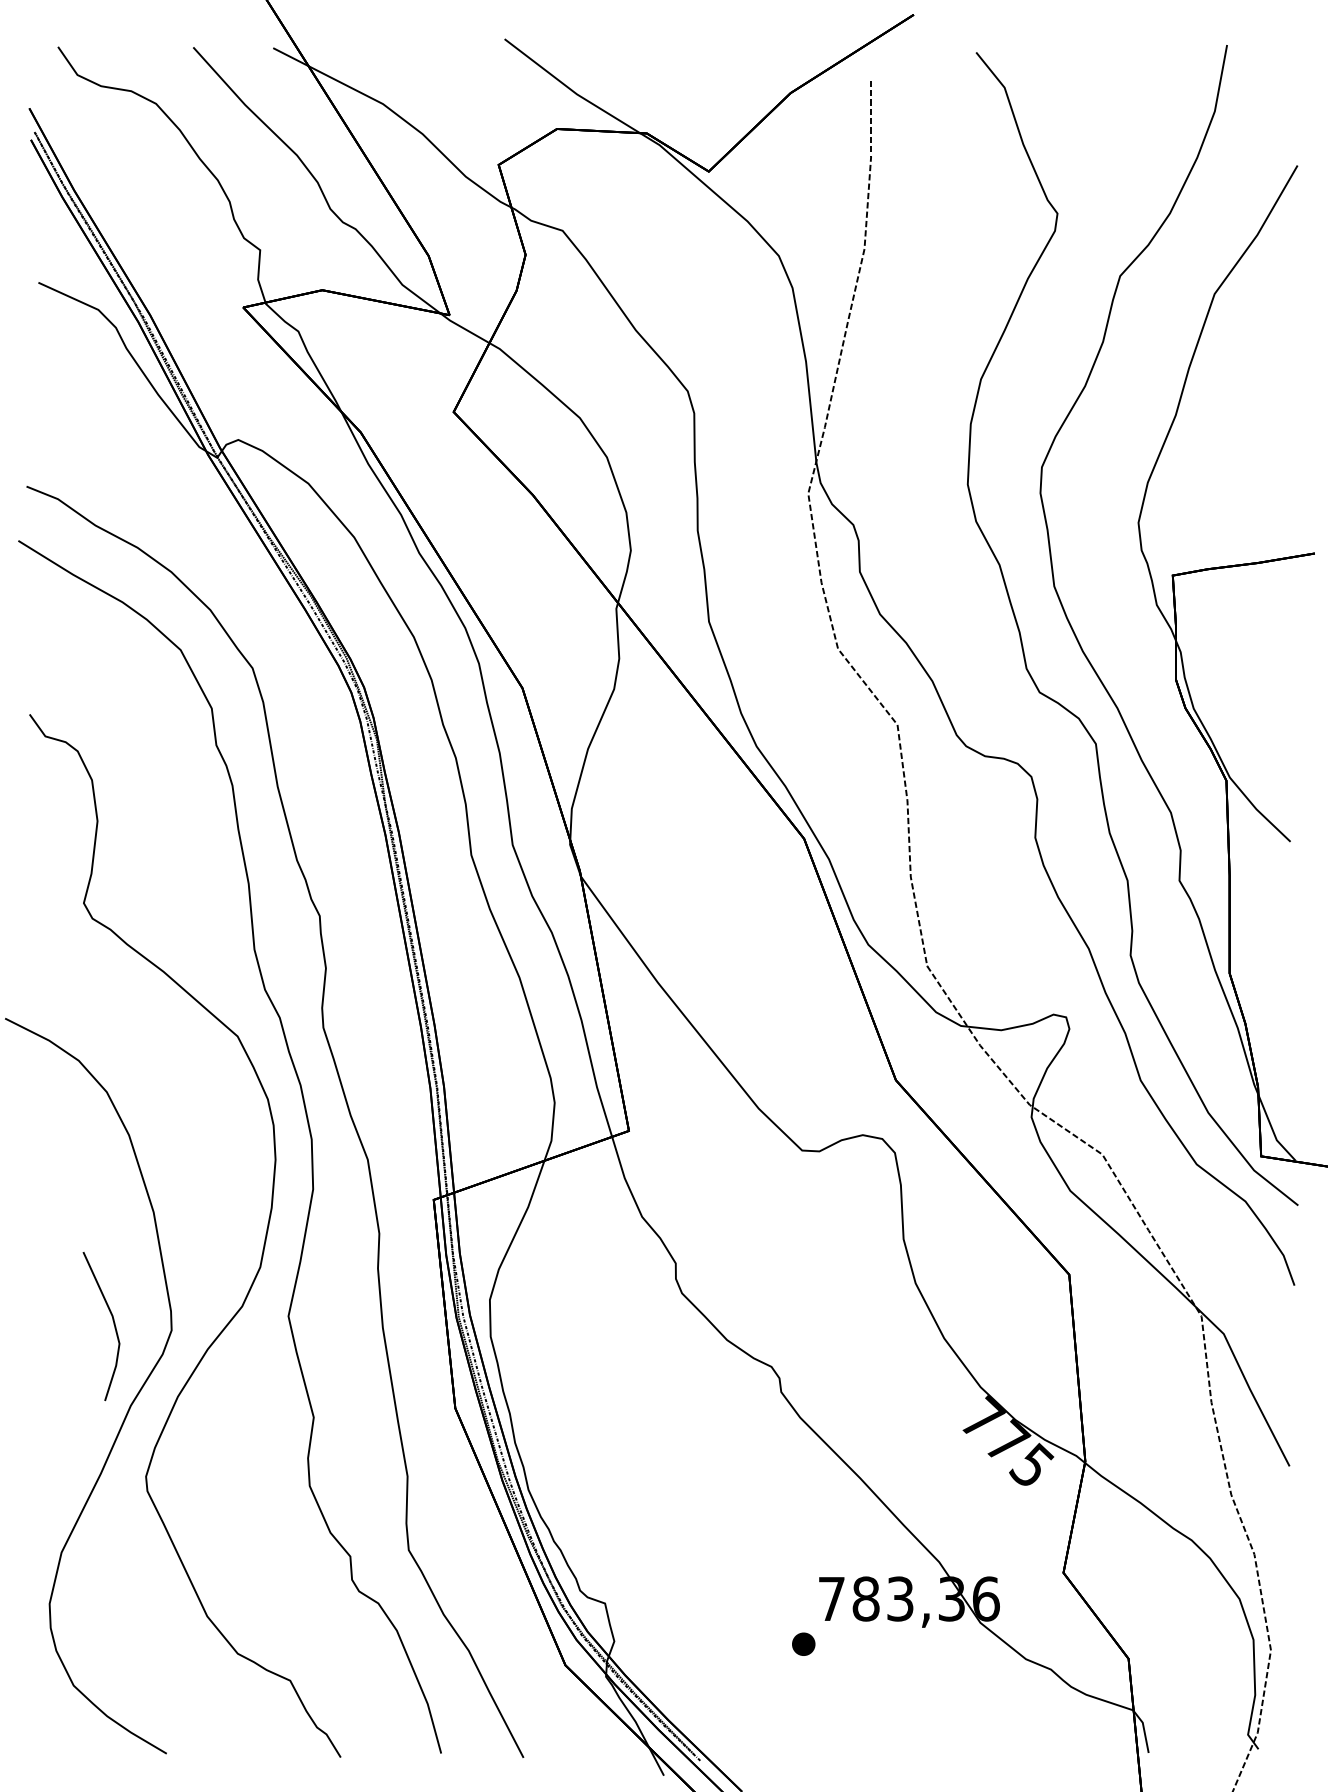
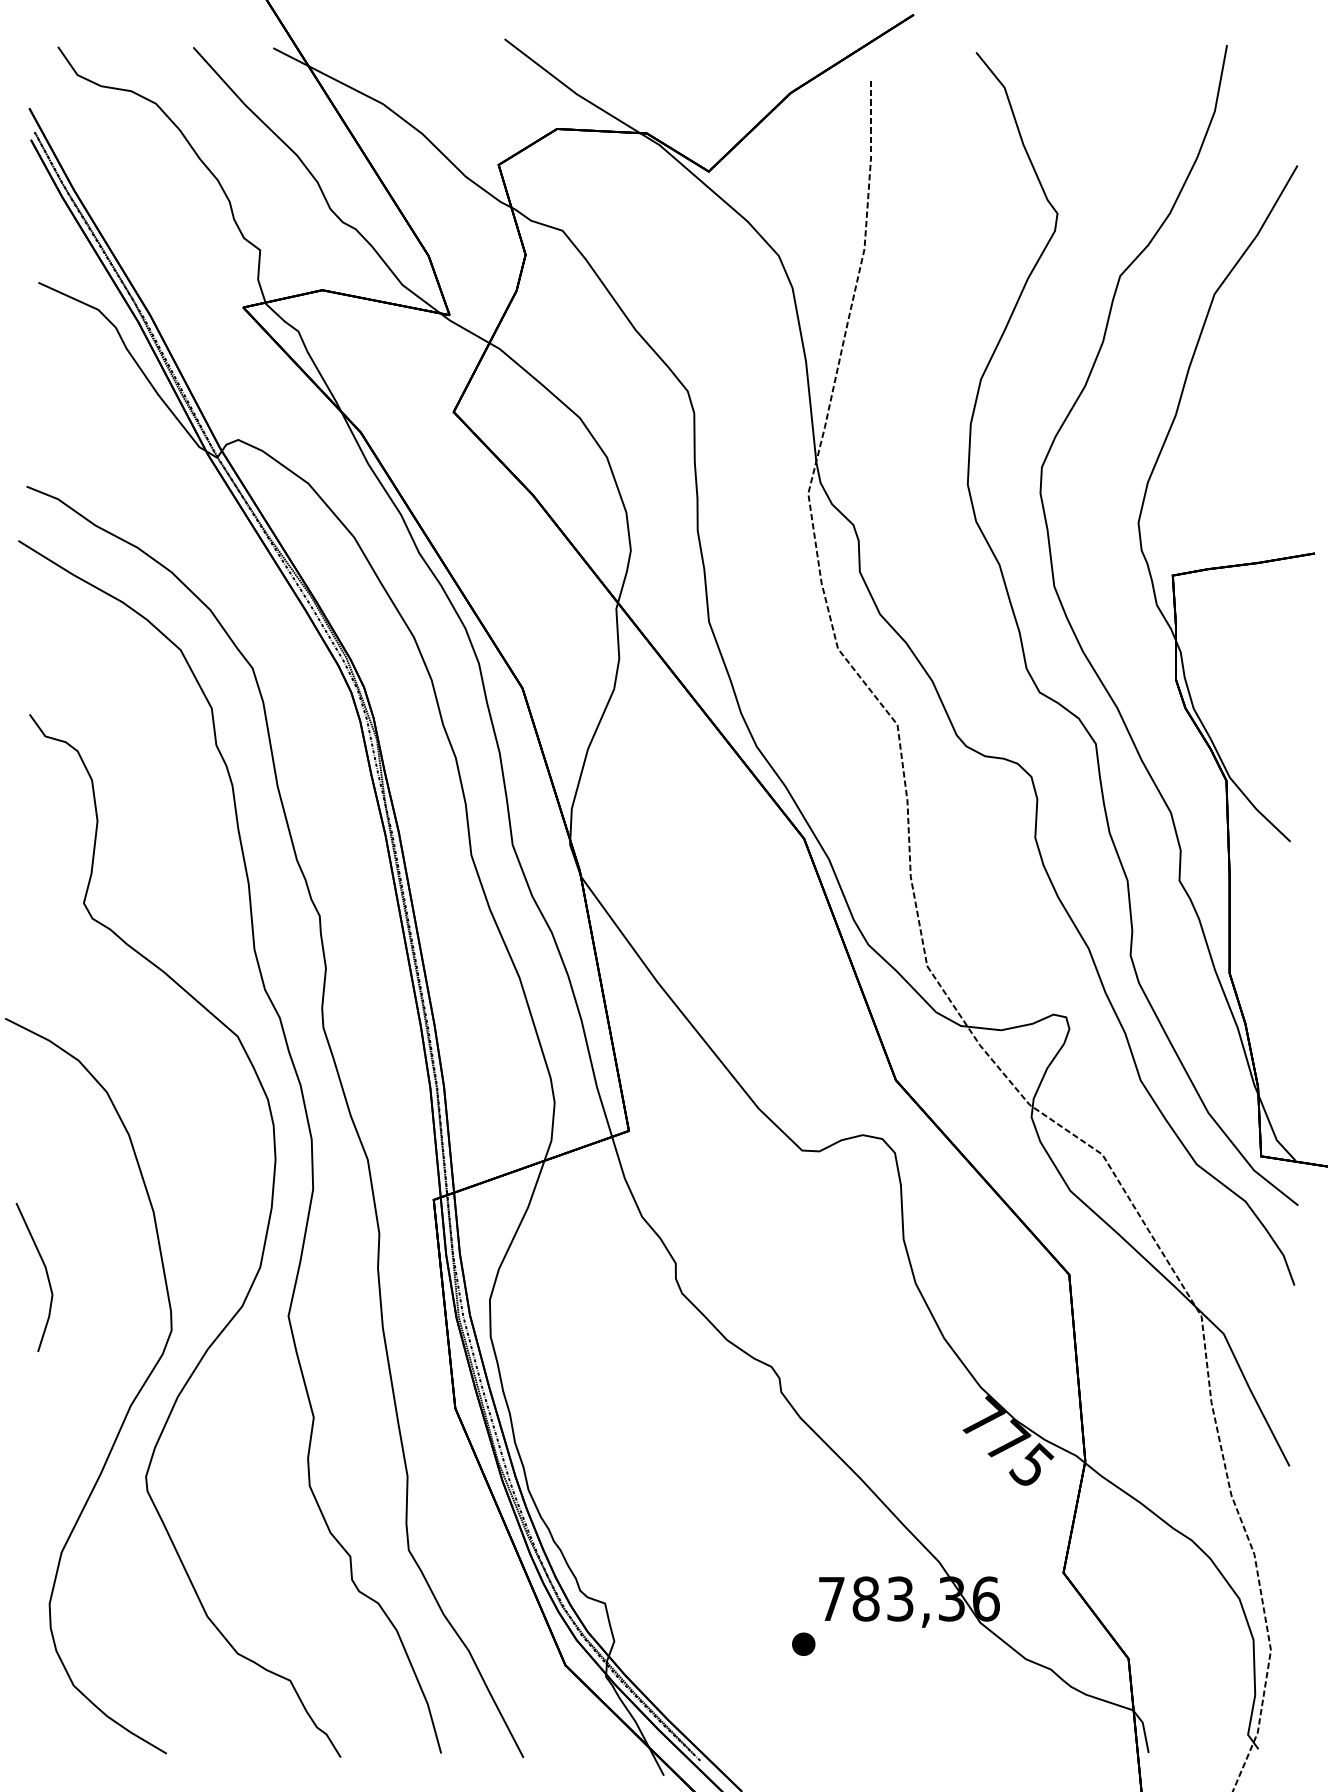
line position: (113, 1324) -> (46, 1275) (46, 1275)
